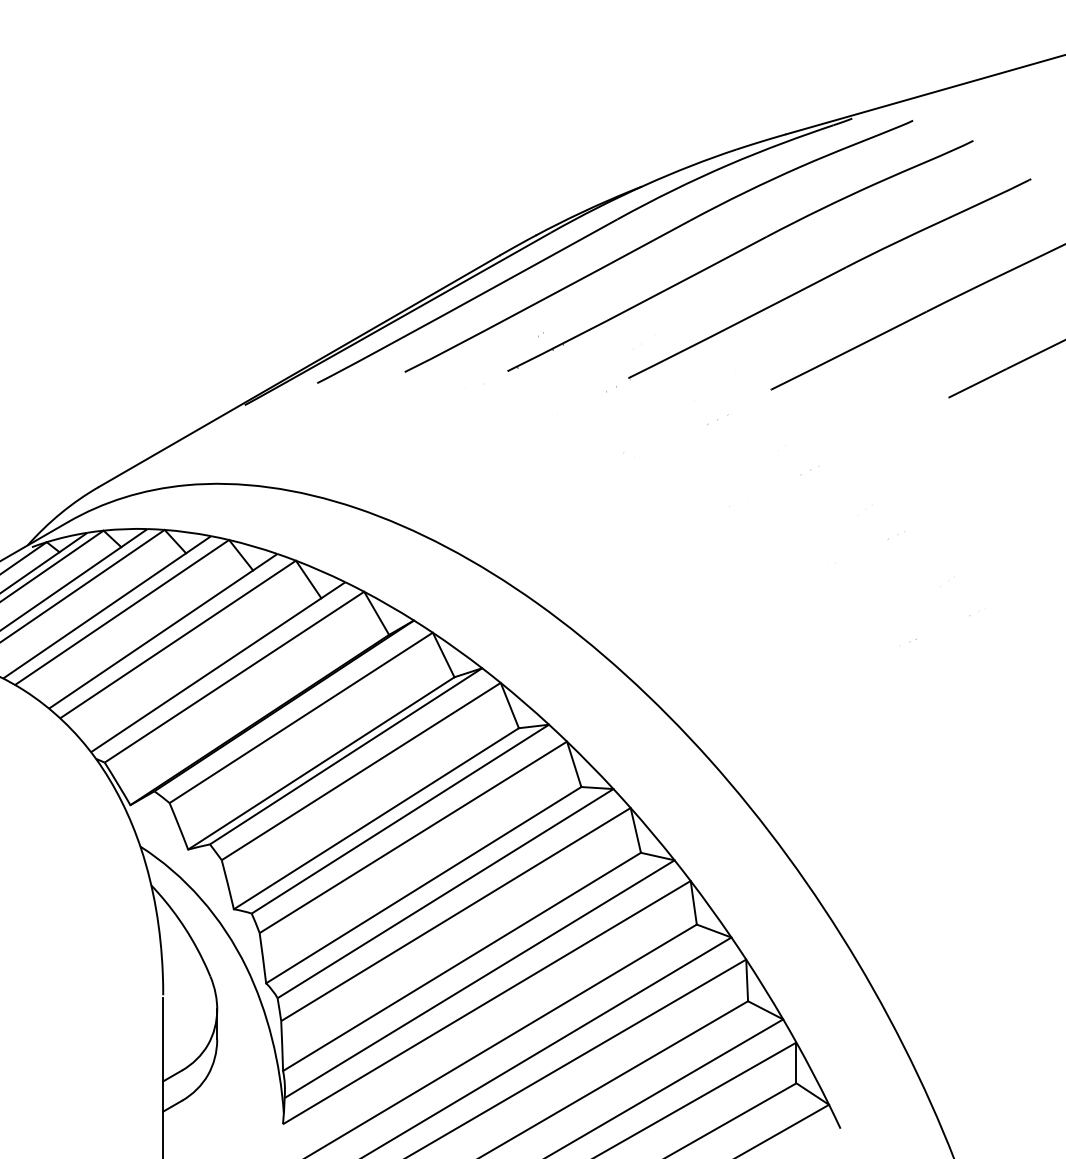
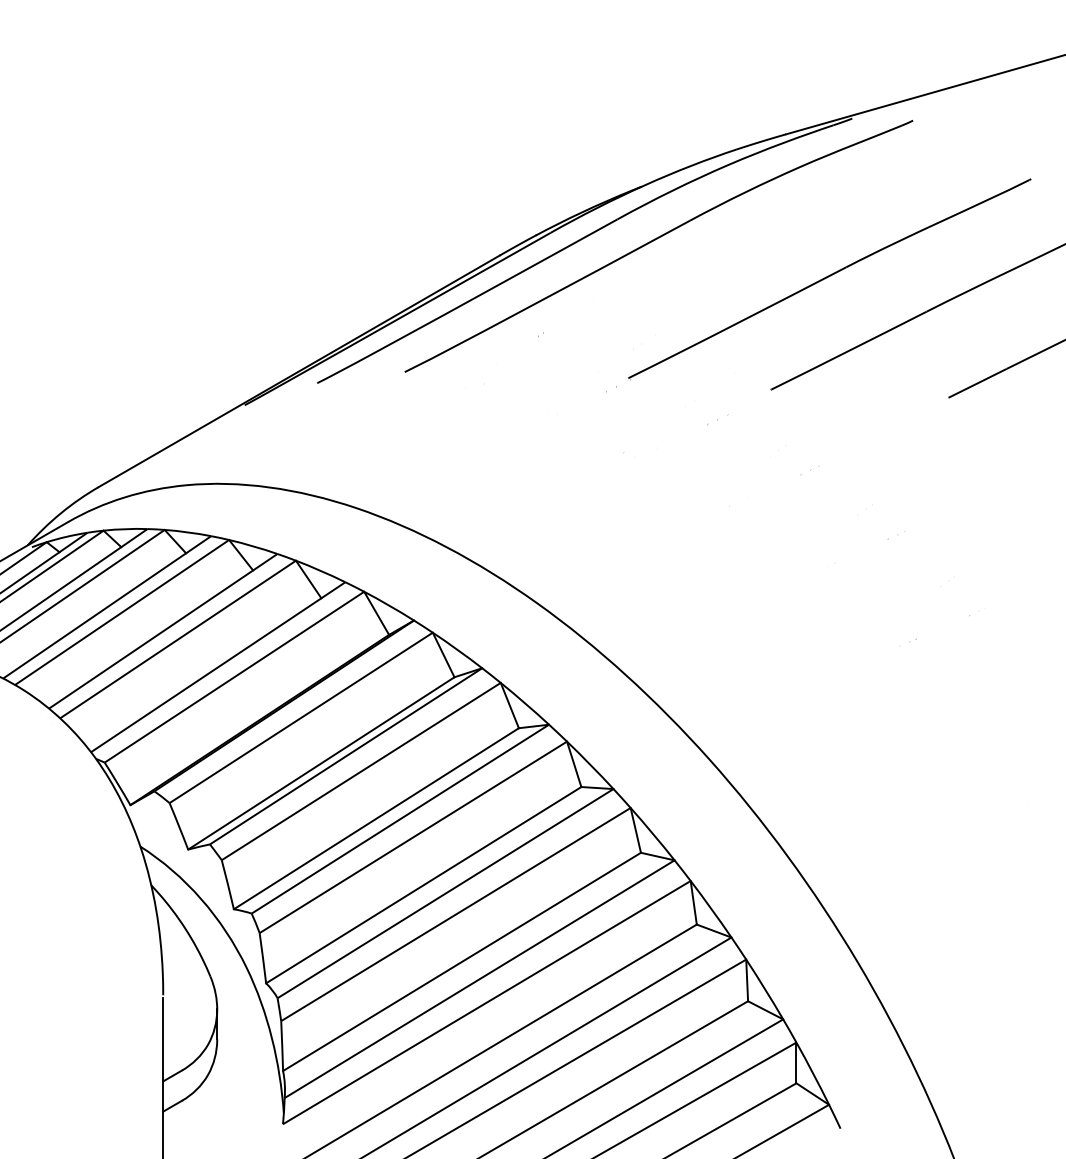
part: present -> none (740, 255)
